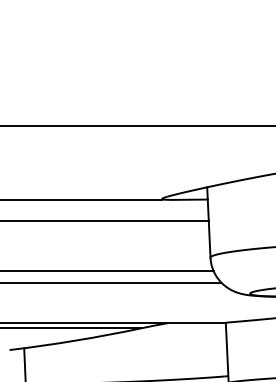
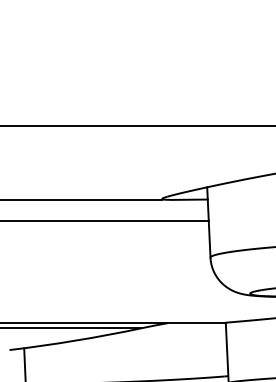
line: present -> none (107, 270)
line: present -> none (111, 282)
